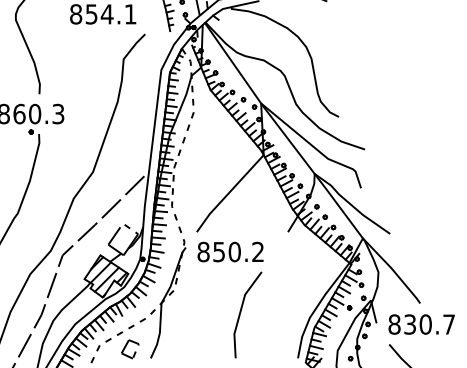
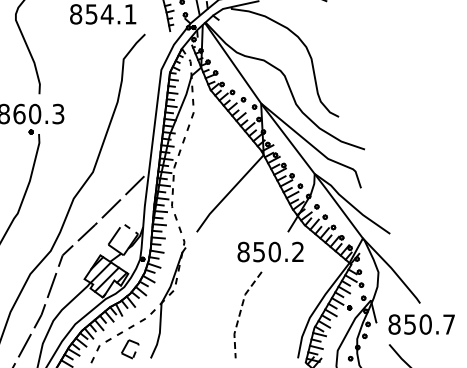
text position: (230, 251) -> (270, 251) (270, 251)
line: solid -> dashed (240, 312)
text: 830.7 -> 850.7 (409, 324)
